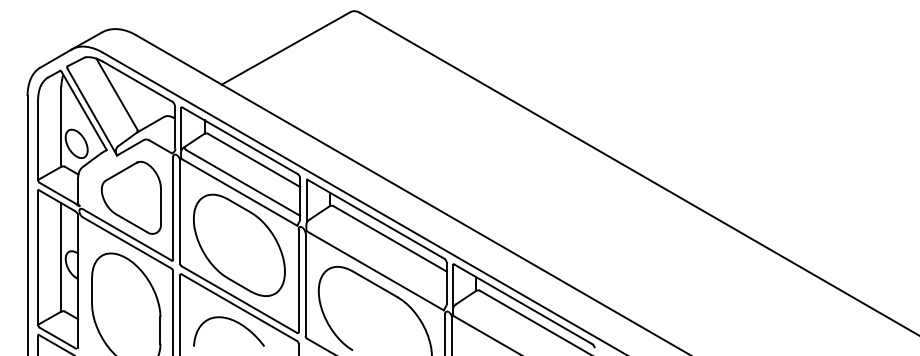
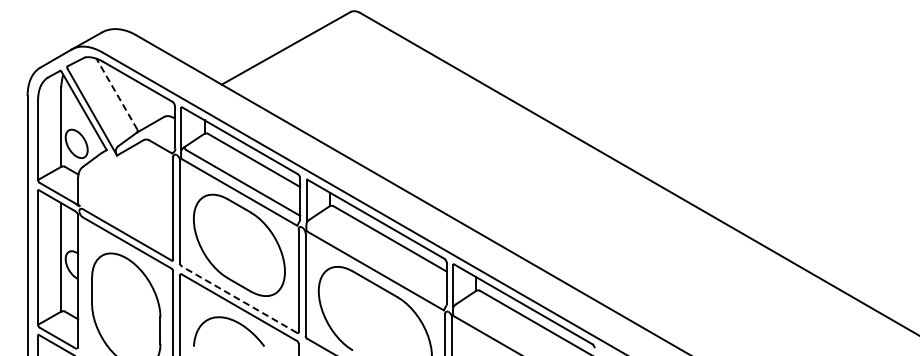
line: solid -> dashed (116, 94)
part: present -> none (130, 197)
line: solid -> dashed (238, 299)
